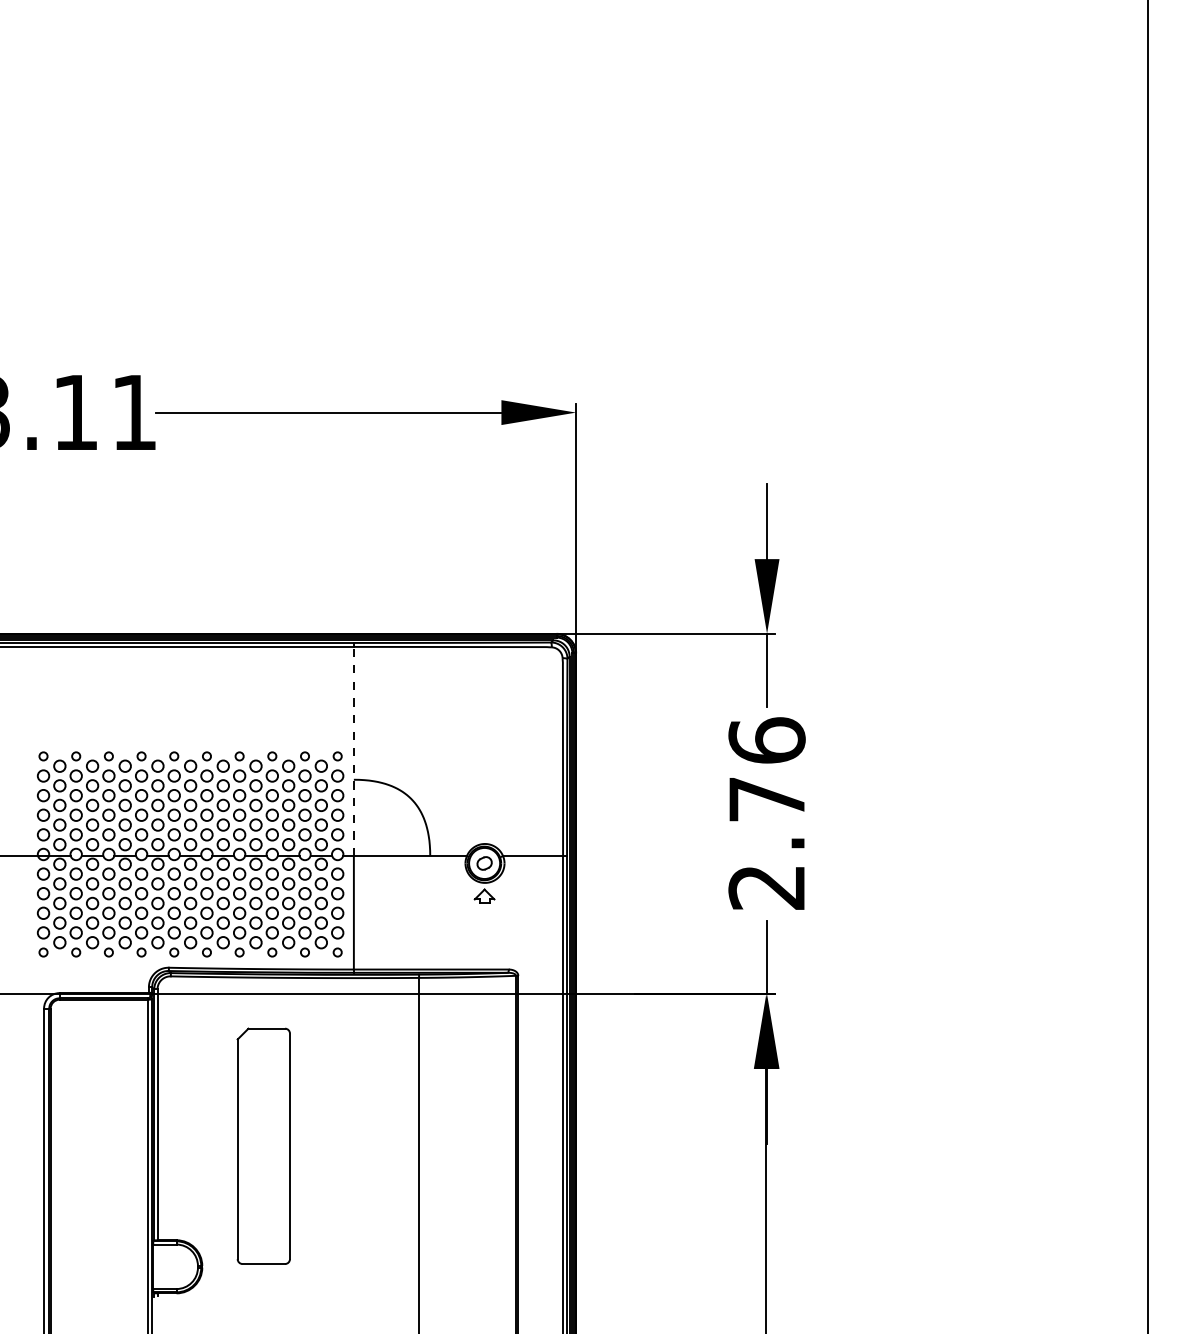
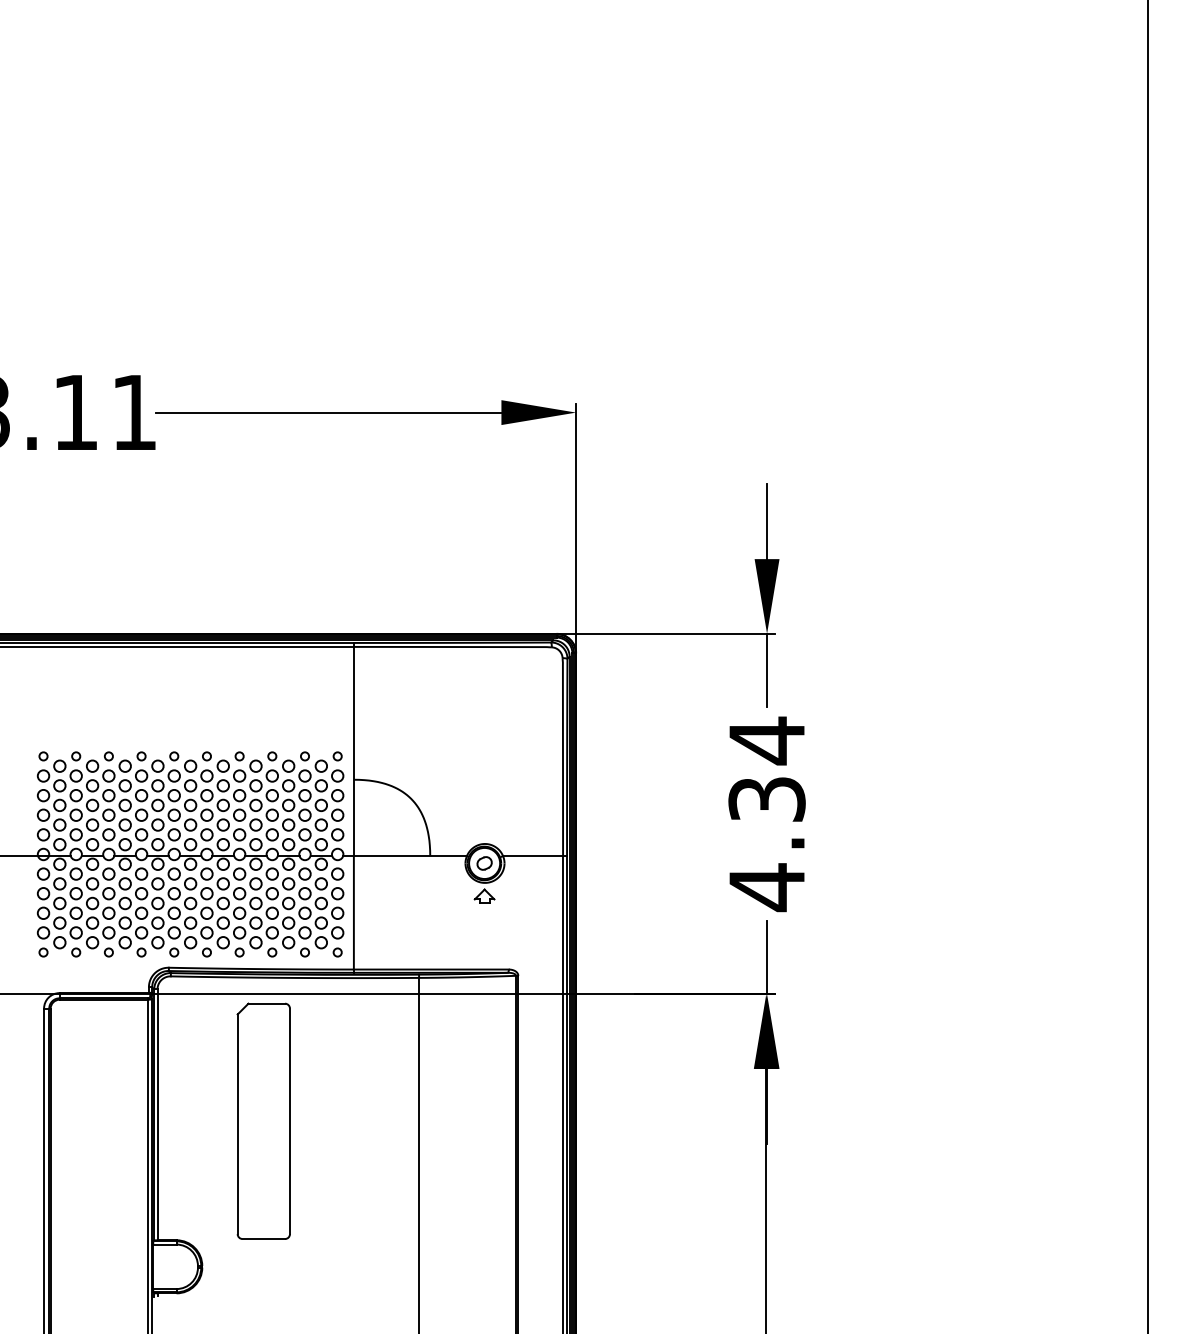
line: dashed -> solid (353, 751)
text: 2.76 -> 4.34 (766, 814)
part position: (263, 1145) -> (263, 1120) (263, 1120)
